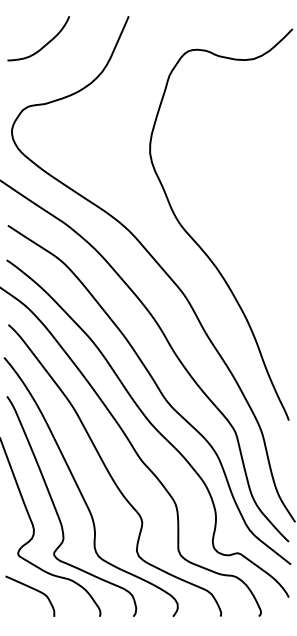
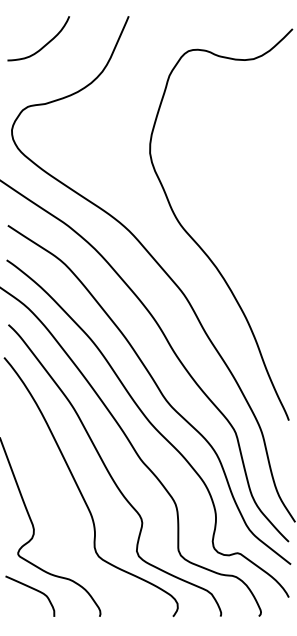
curve: present -> none (58, 513)
